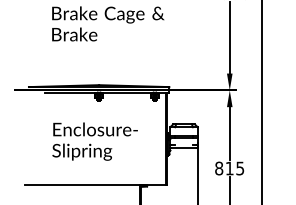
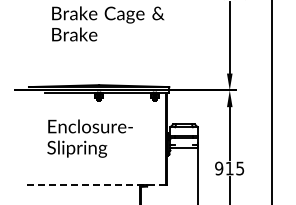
line position: (261, 101) -> (271, 101) (271, 101)
text position: (94, 141) -> (89, 138) (89, 138)
text: 815 -> 915 (219, 168)
line: solid -> dashed (95, 185)
